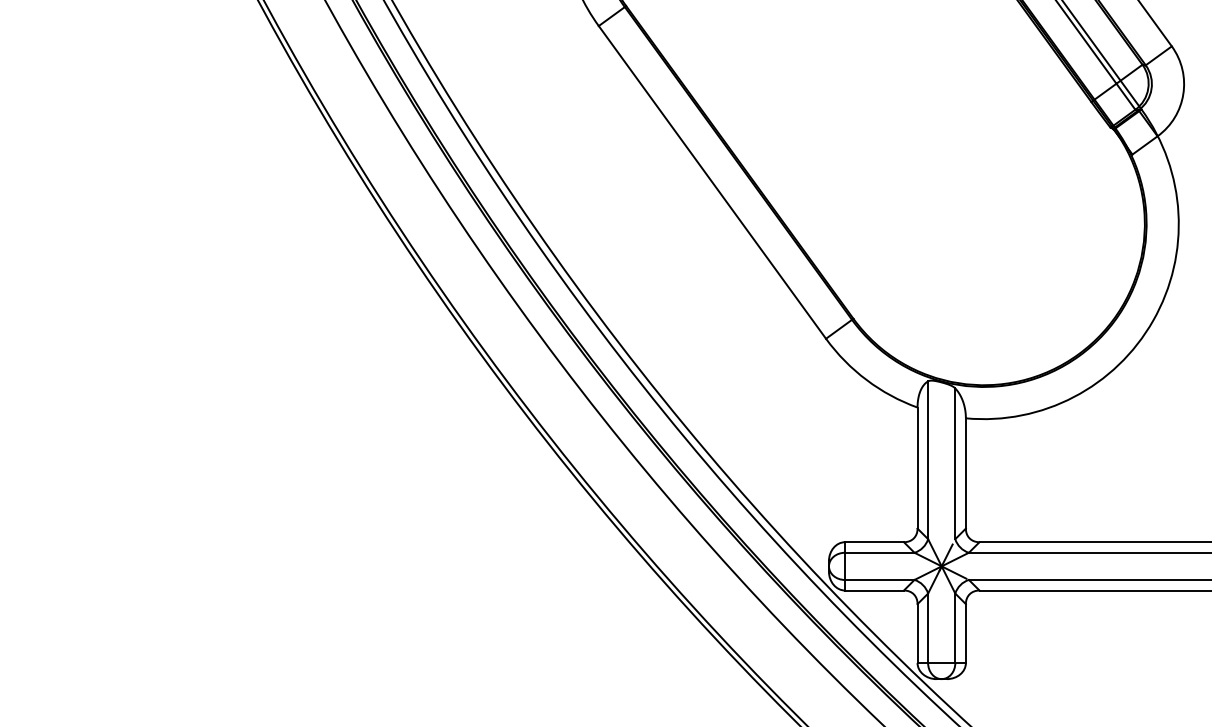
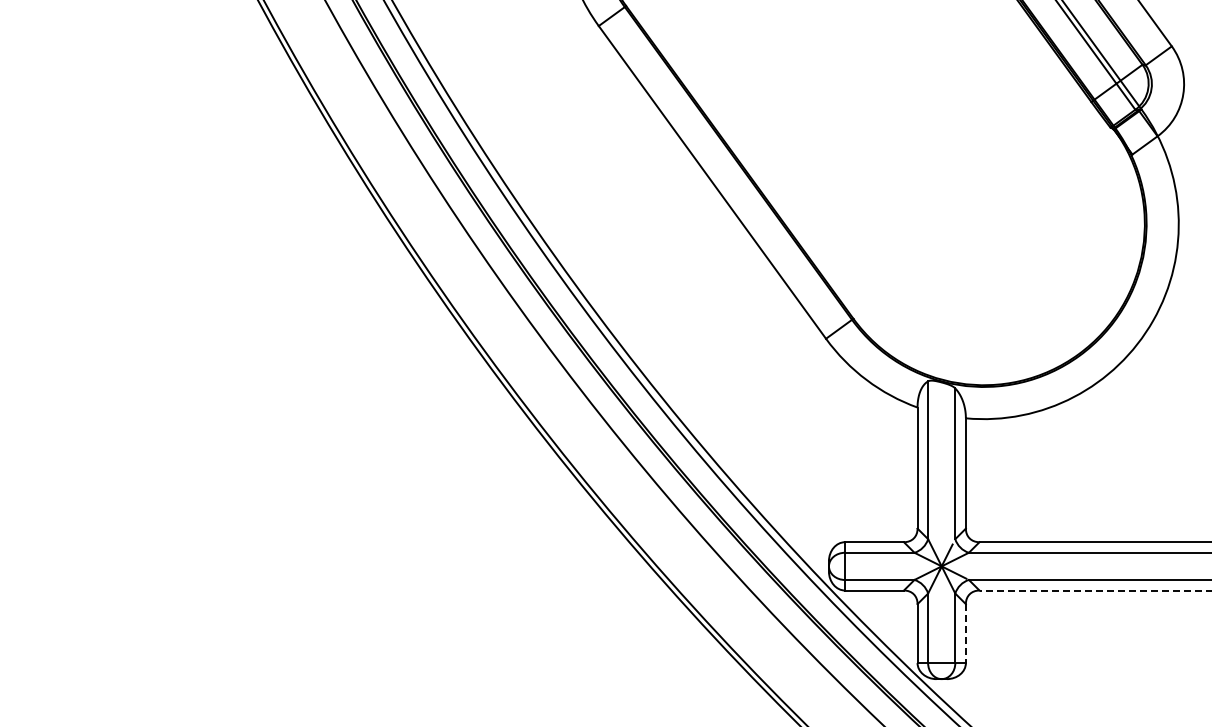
line: solid -> dashed (1095, 590)
line: solid -> dashed (965, 634)
